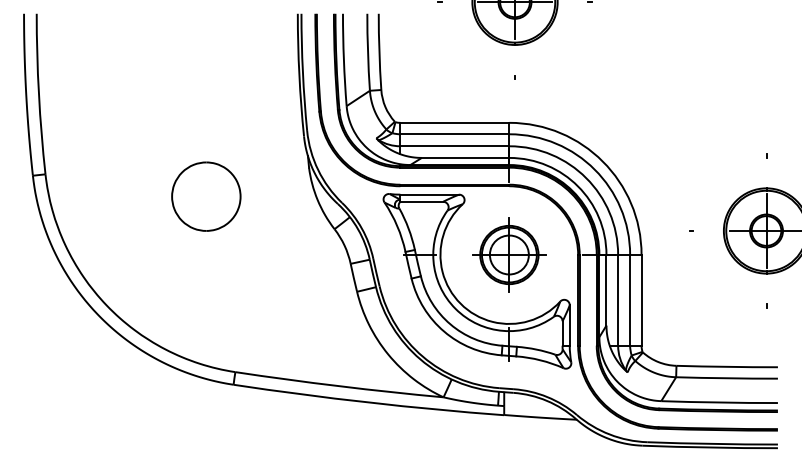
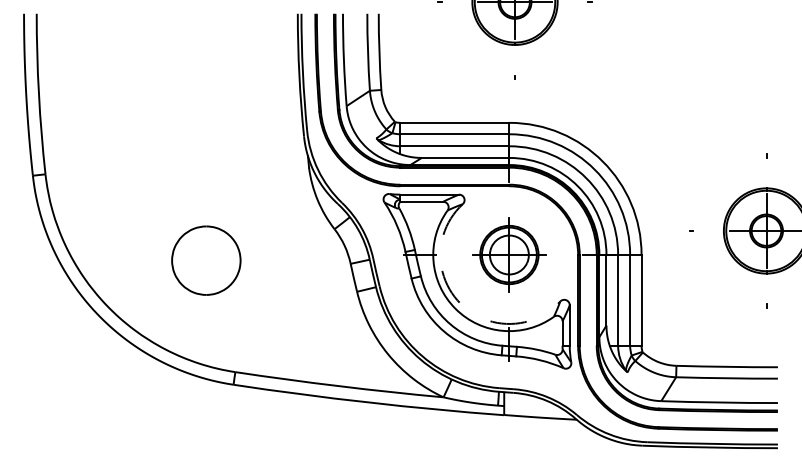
part position: (206, 196) -> (206, 260) (206, 260)
arc: solid -> dashed (460, 303)
